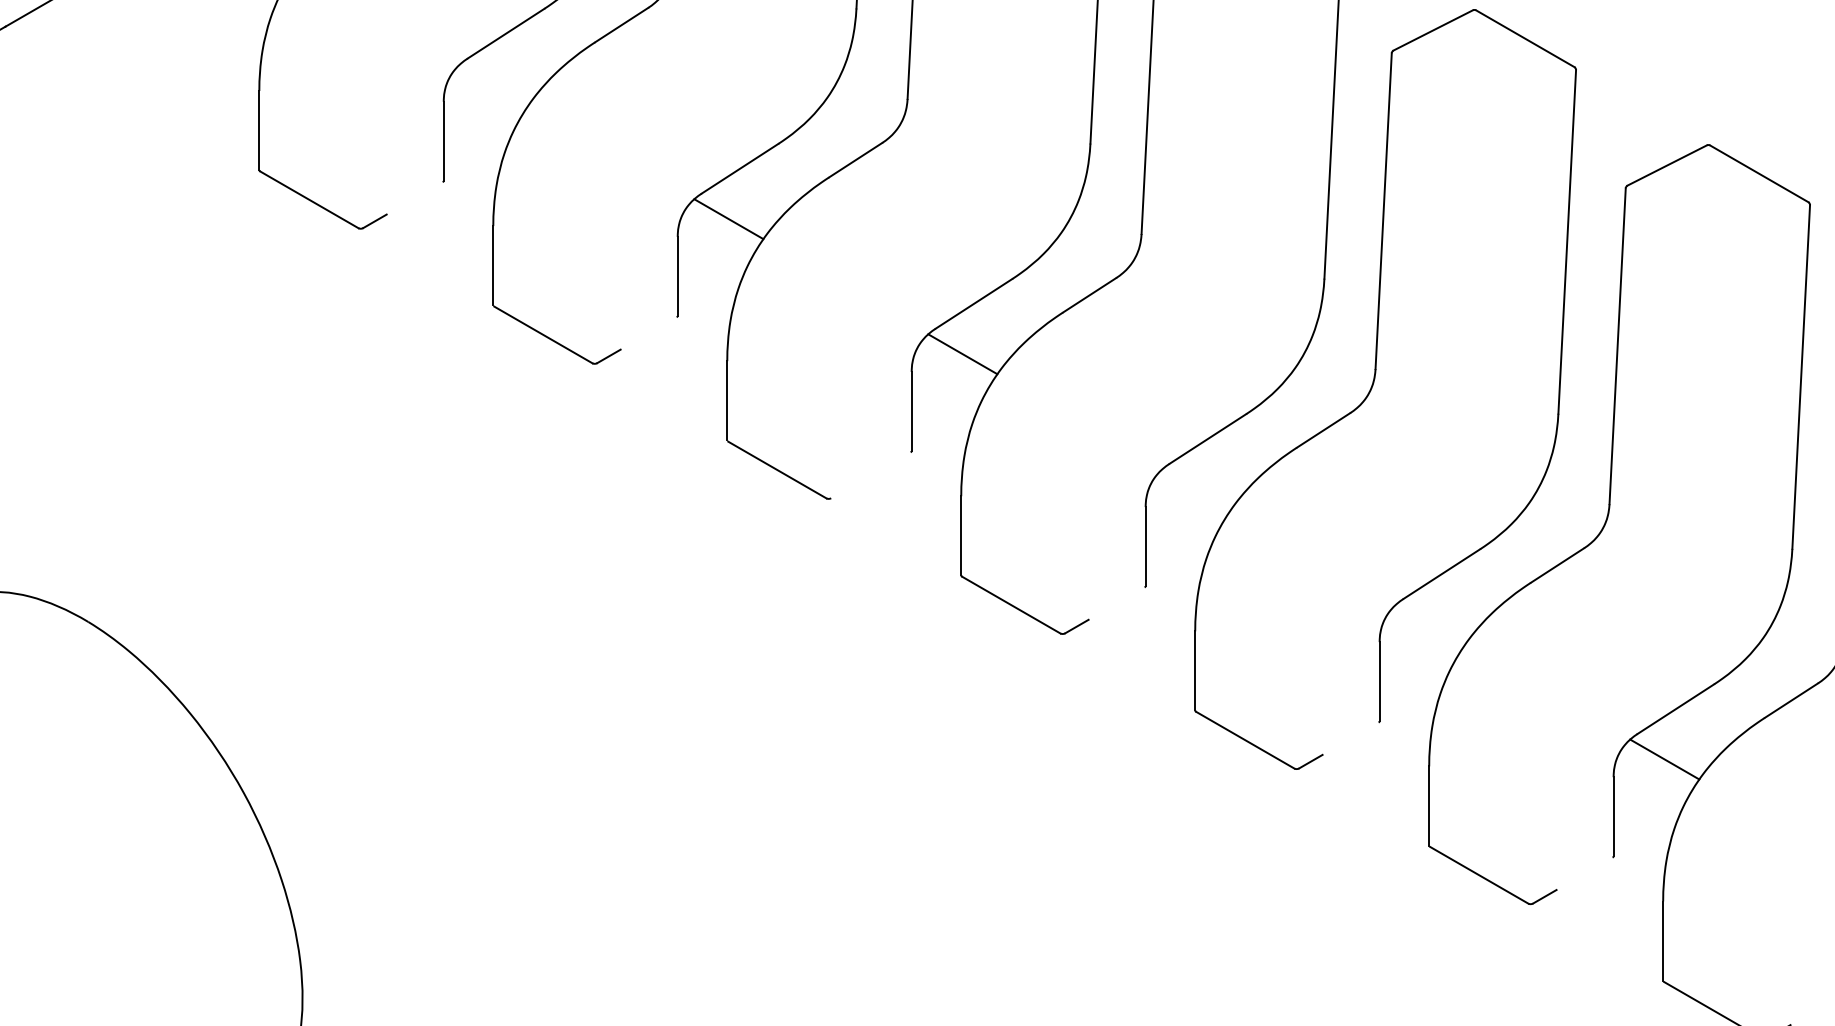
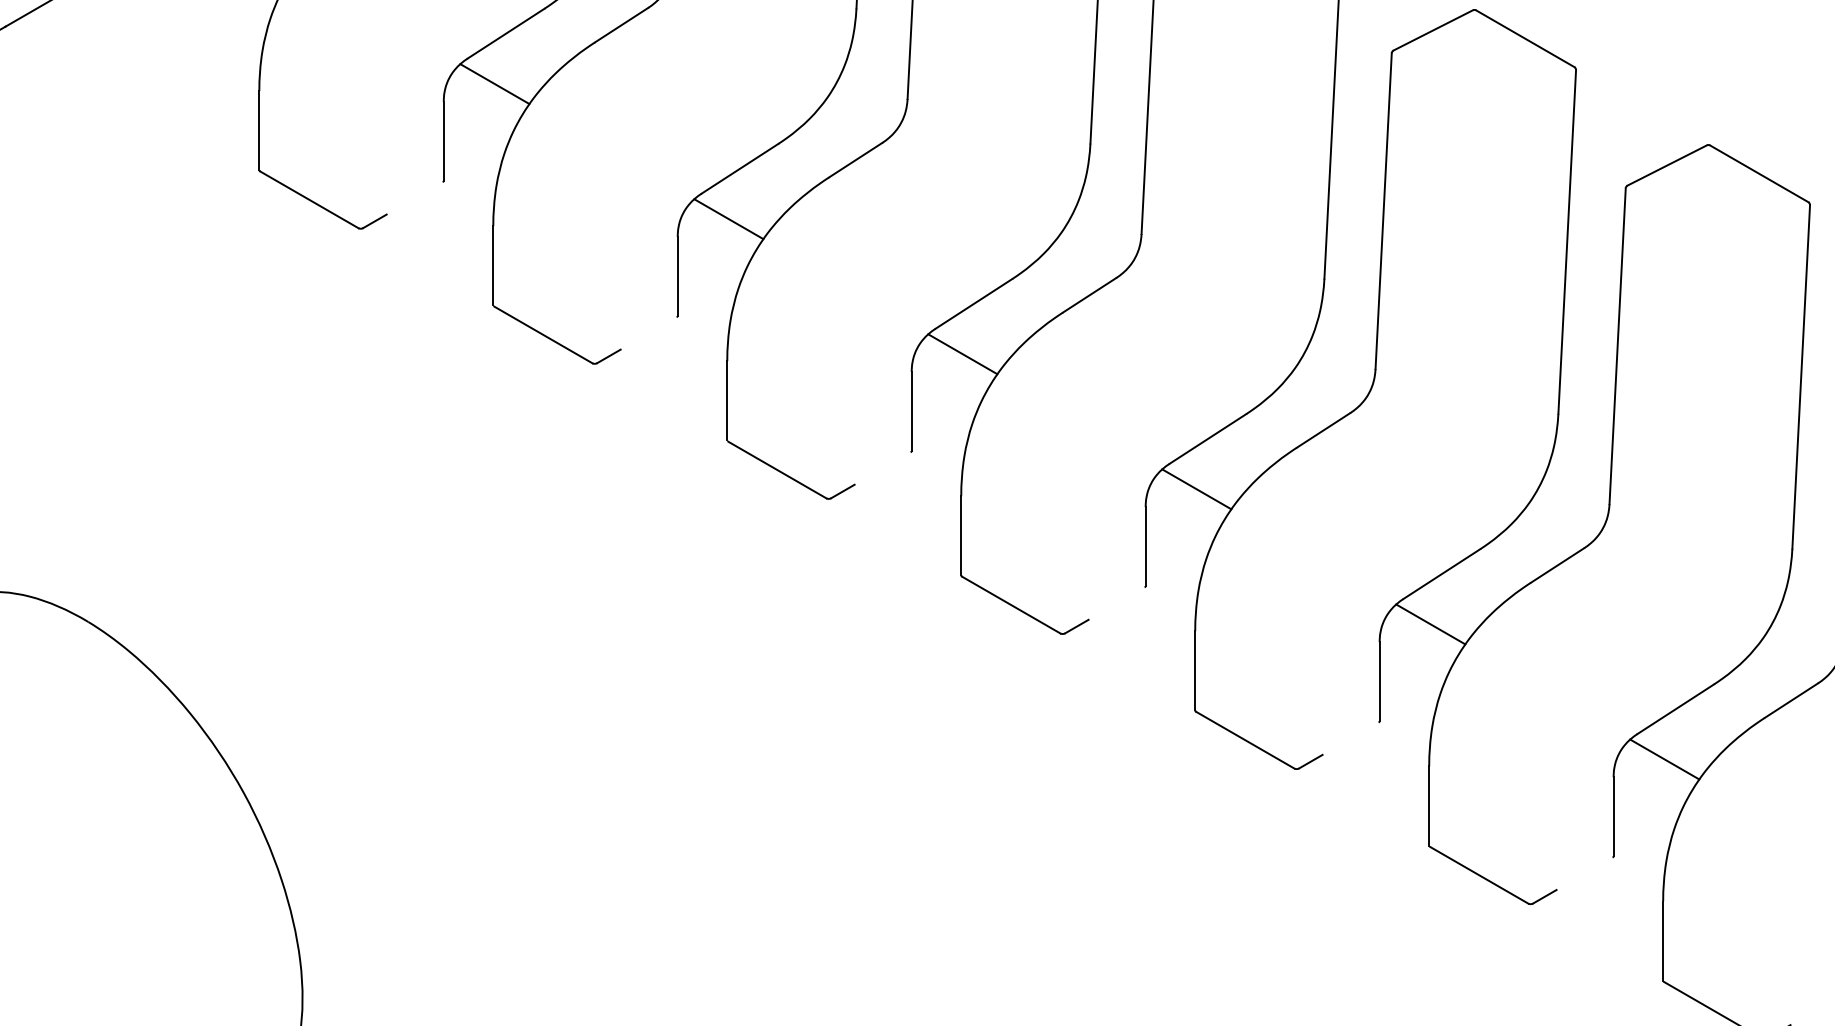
line: none -> present (494, 84)
line: none -> present (1196, 489)
line: none -> present (842, 491)
line: none -> present (1430, 624)
